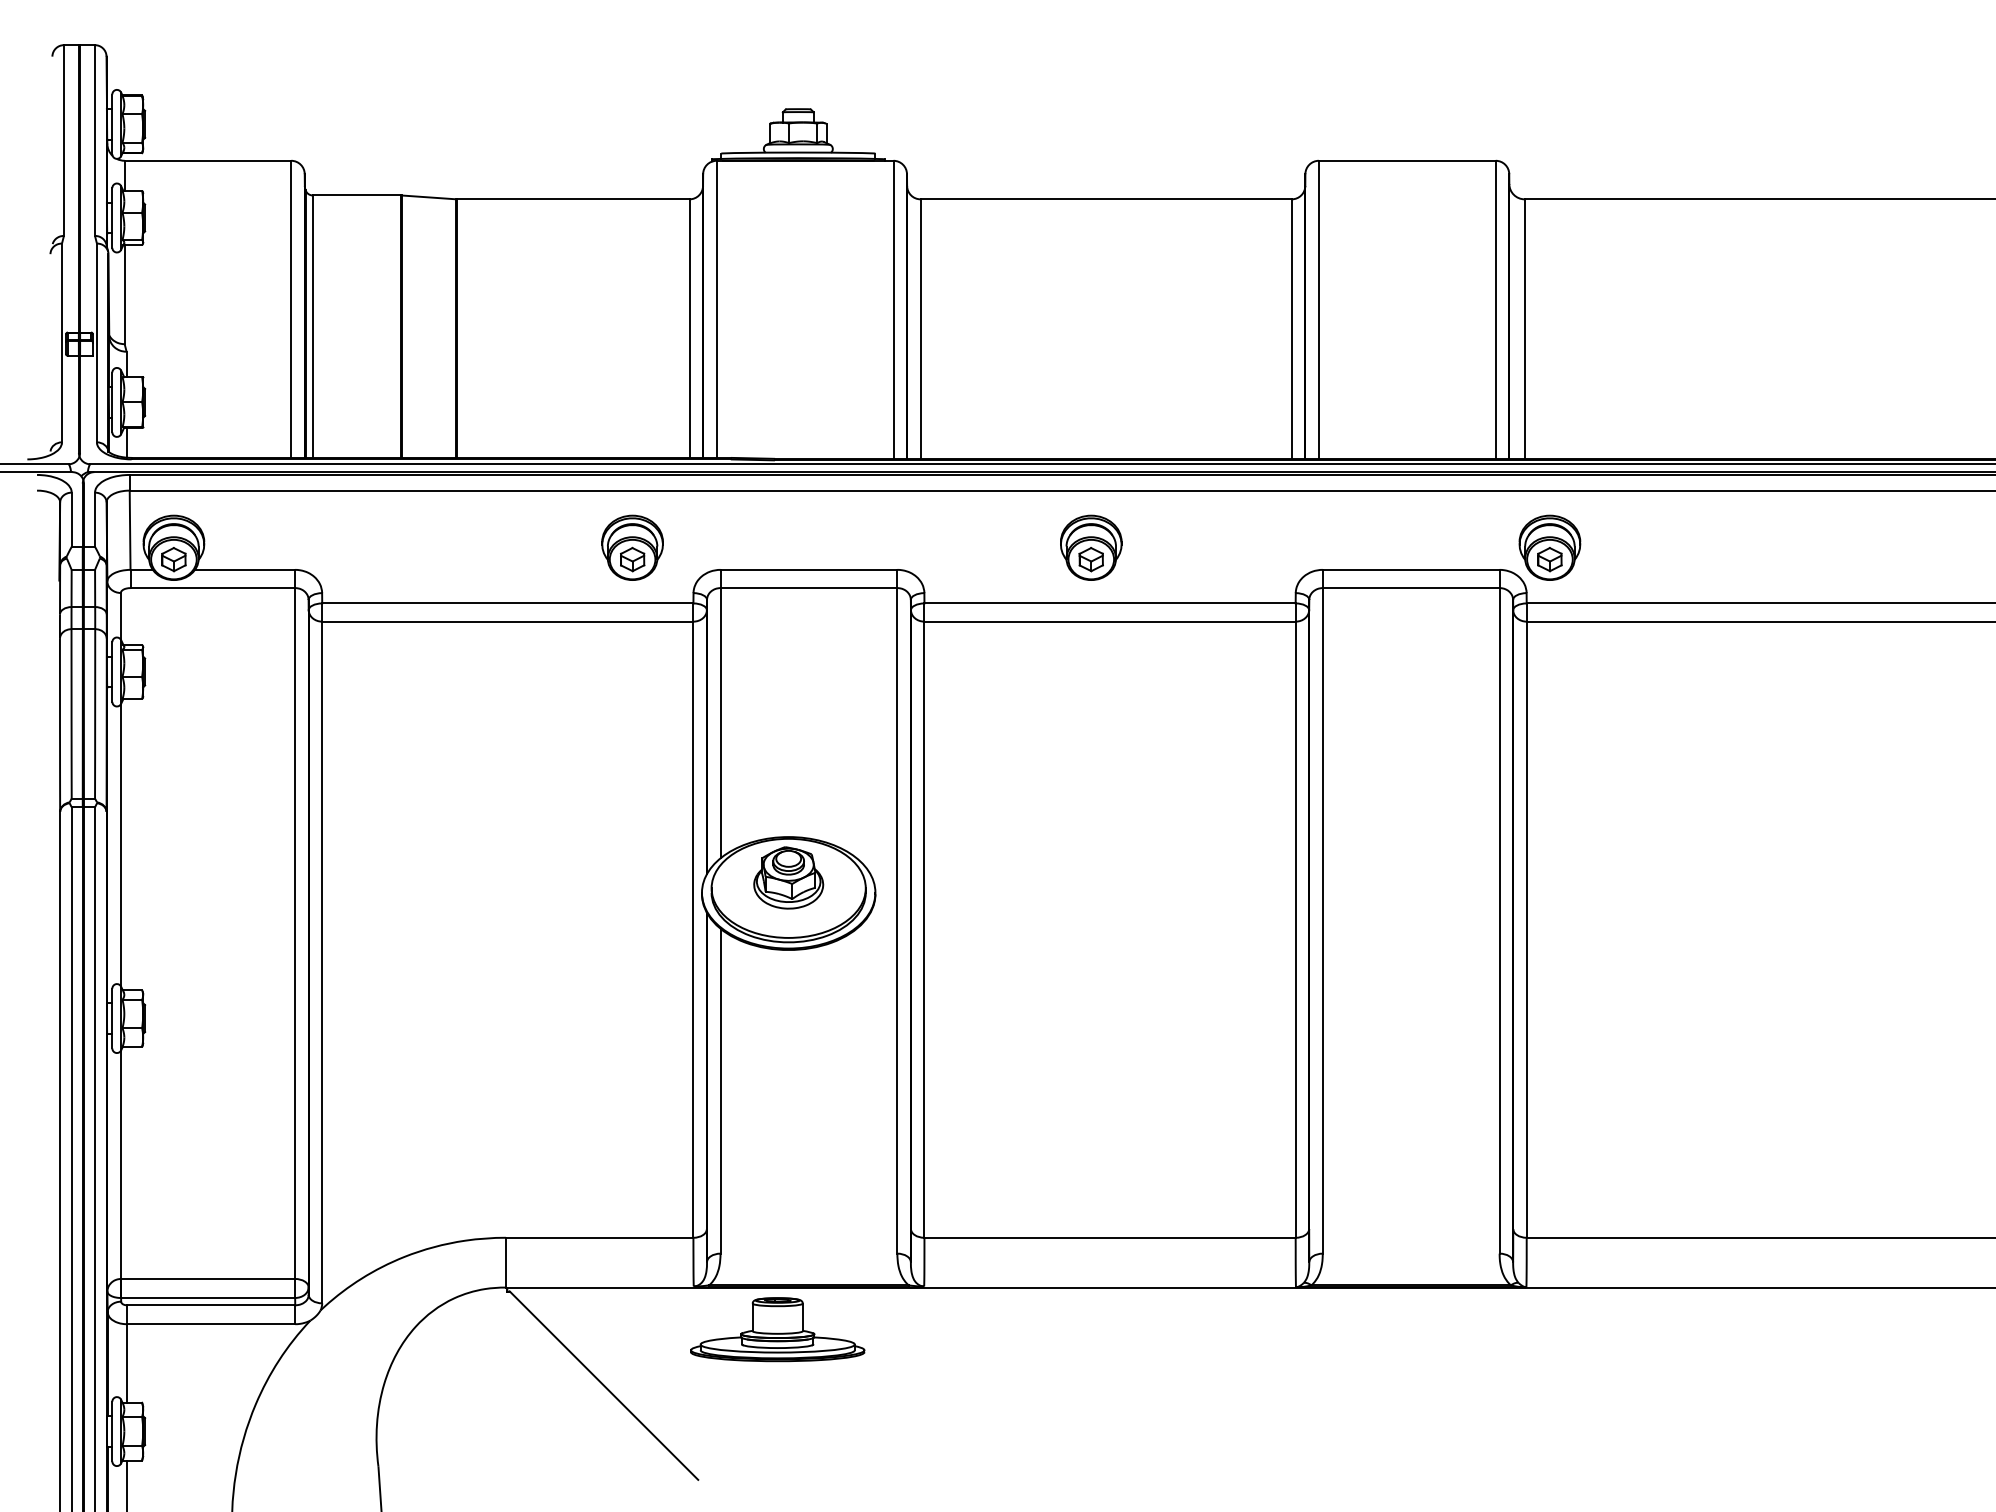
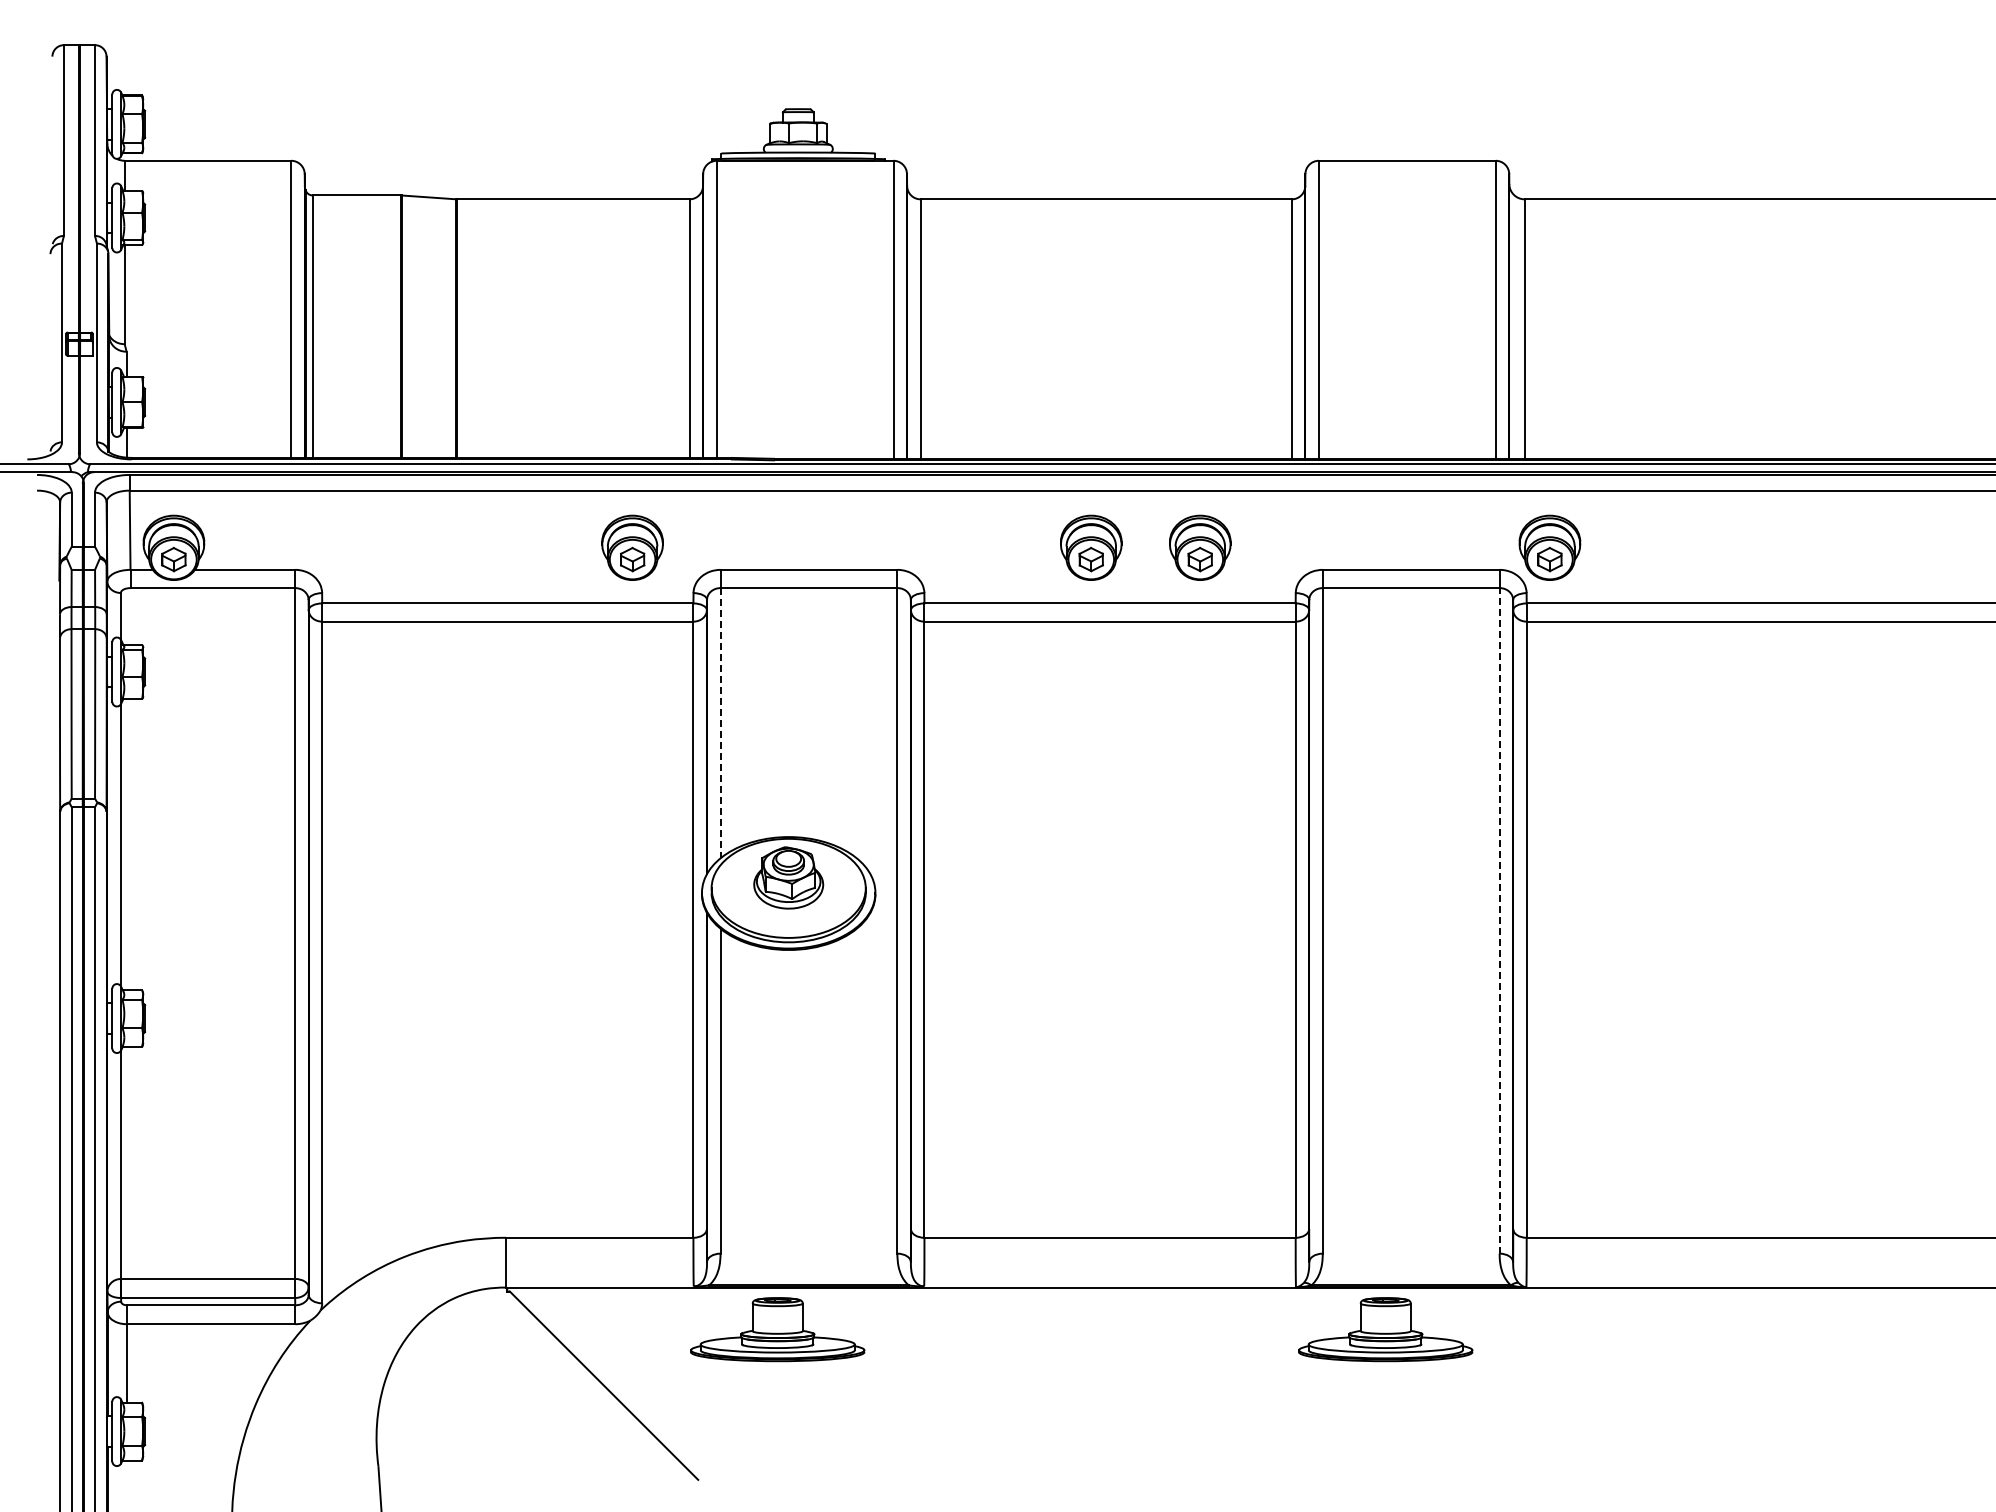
part: none -> present (1200, 547)
line: solid -> dashed (720, 723)
line: solid -> dashed (1499, 920)
part: none -> present (1385, 1329)
line: present -> none (126, 1484)
